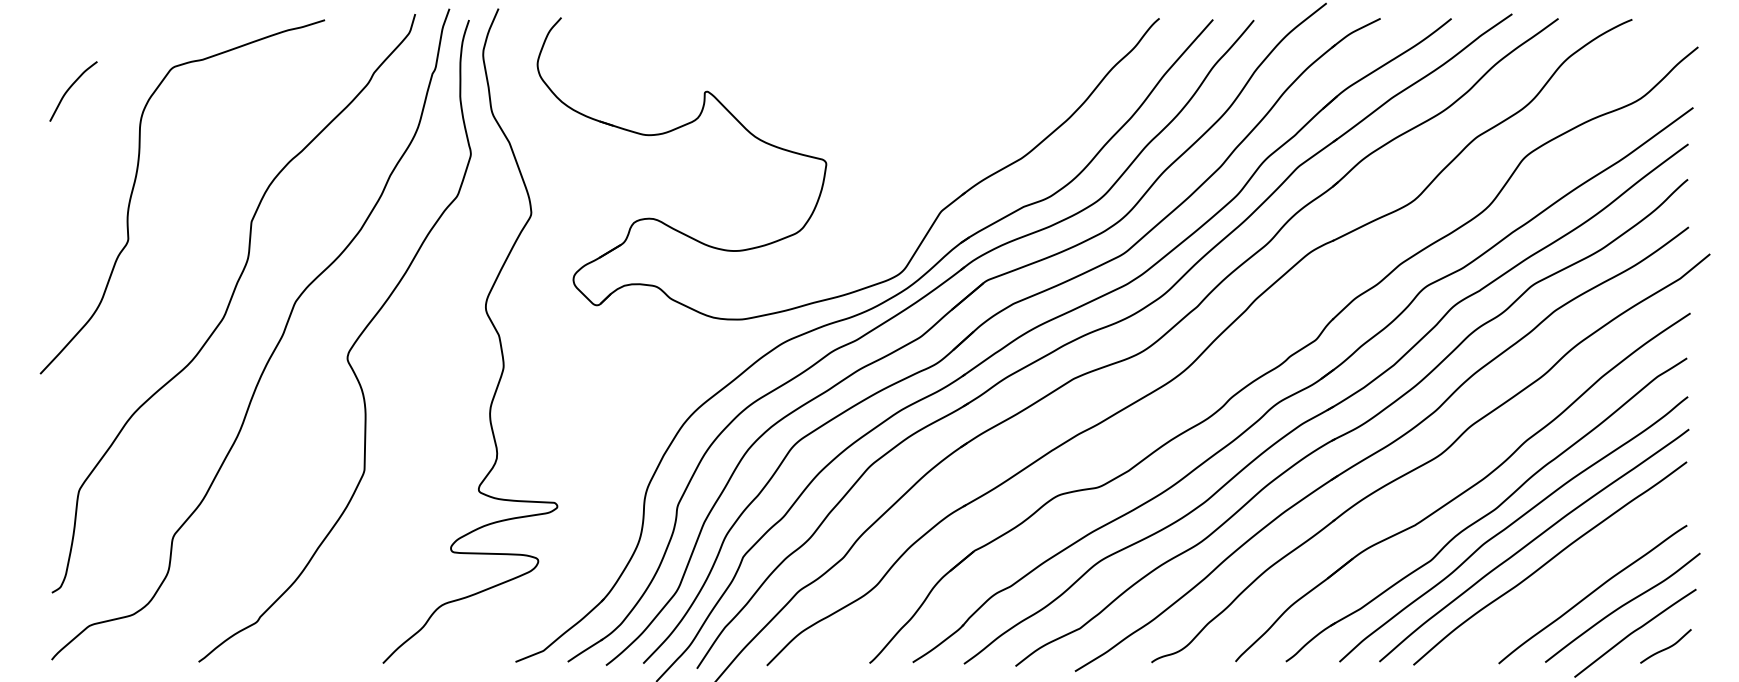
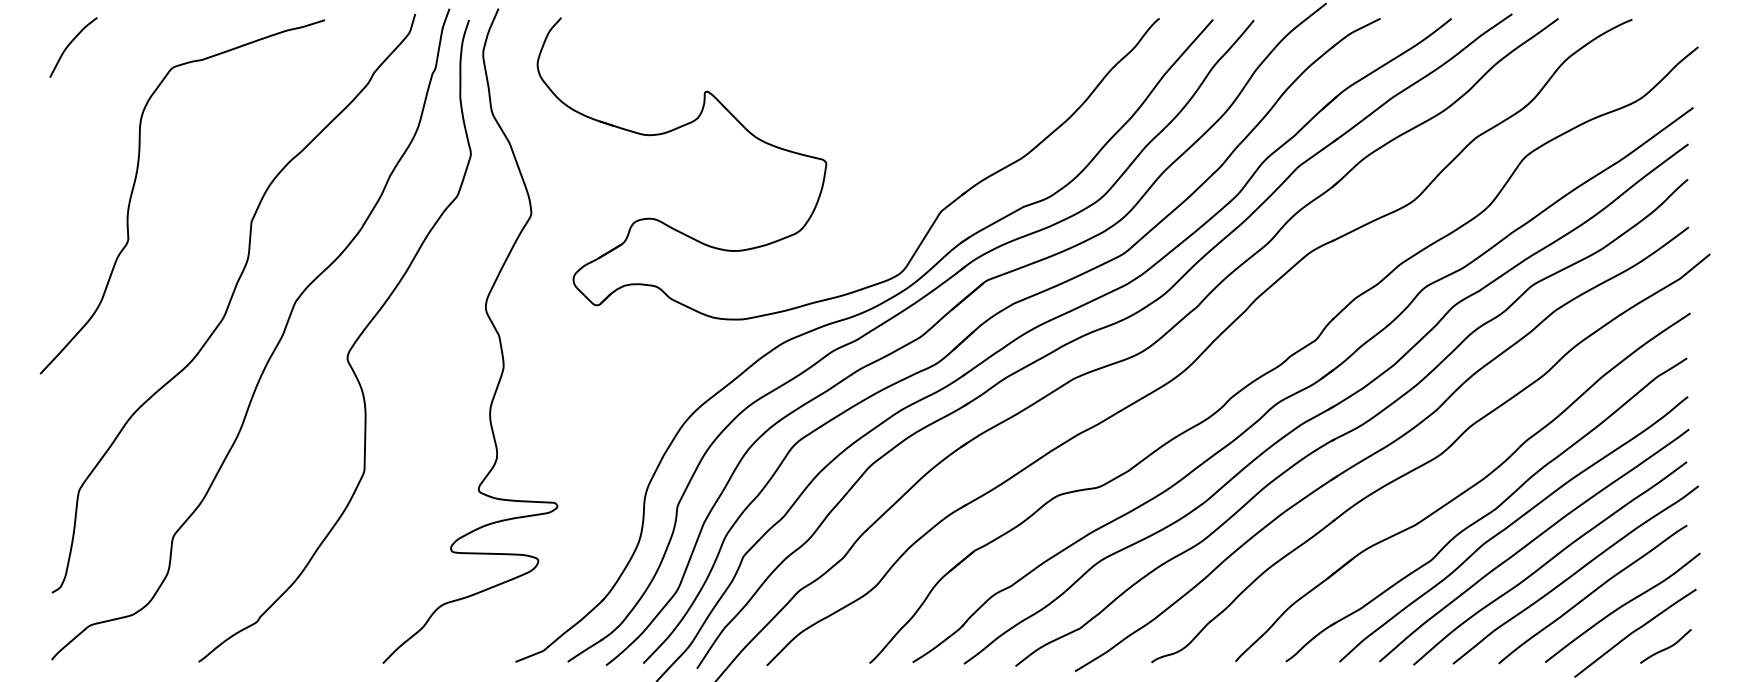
curve position: (70, 88) -> (70, 44) (70, 44)
curve: none -> present (1575, 574)
